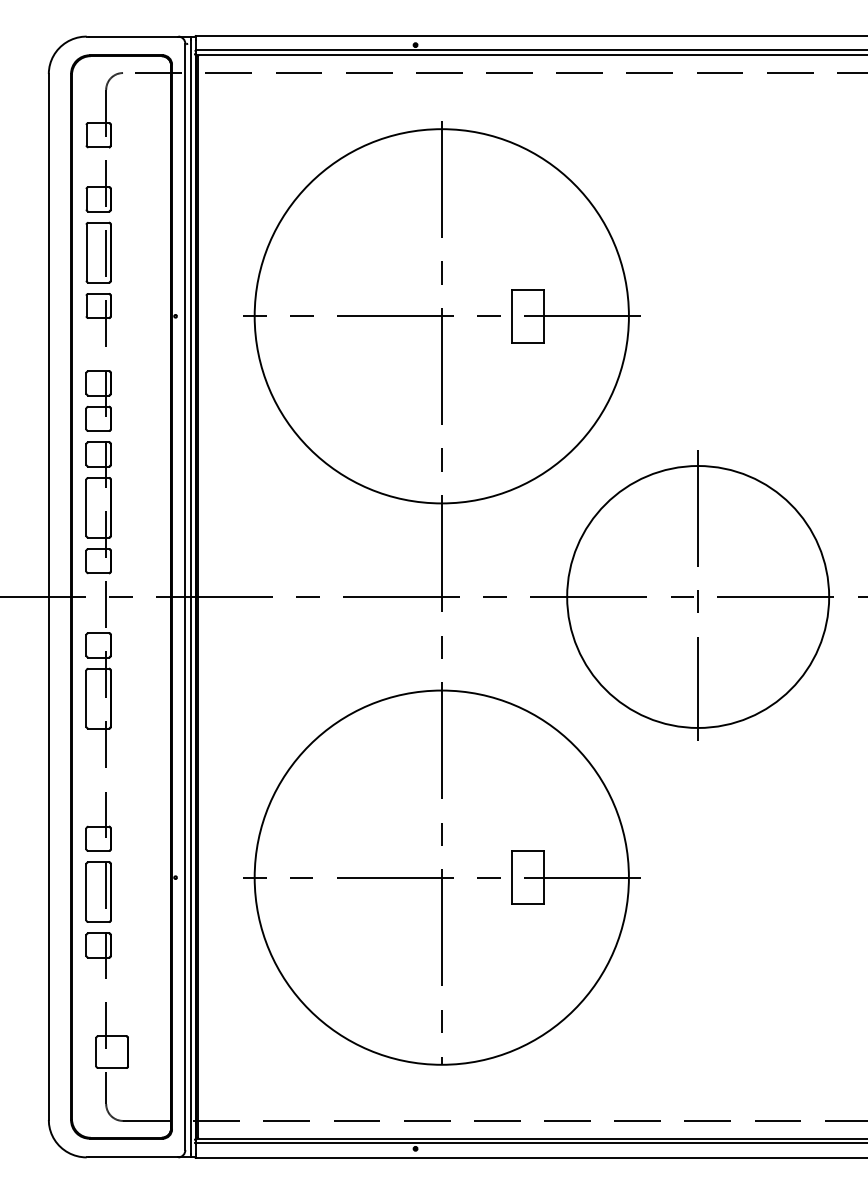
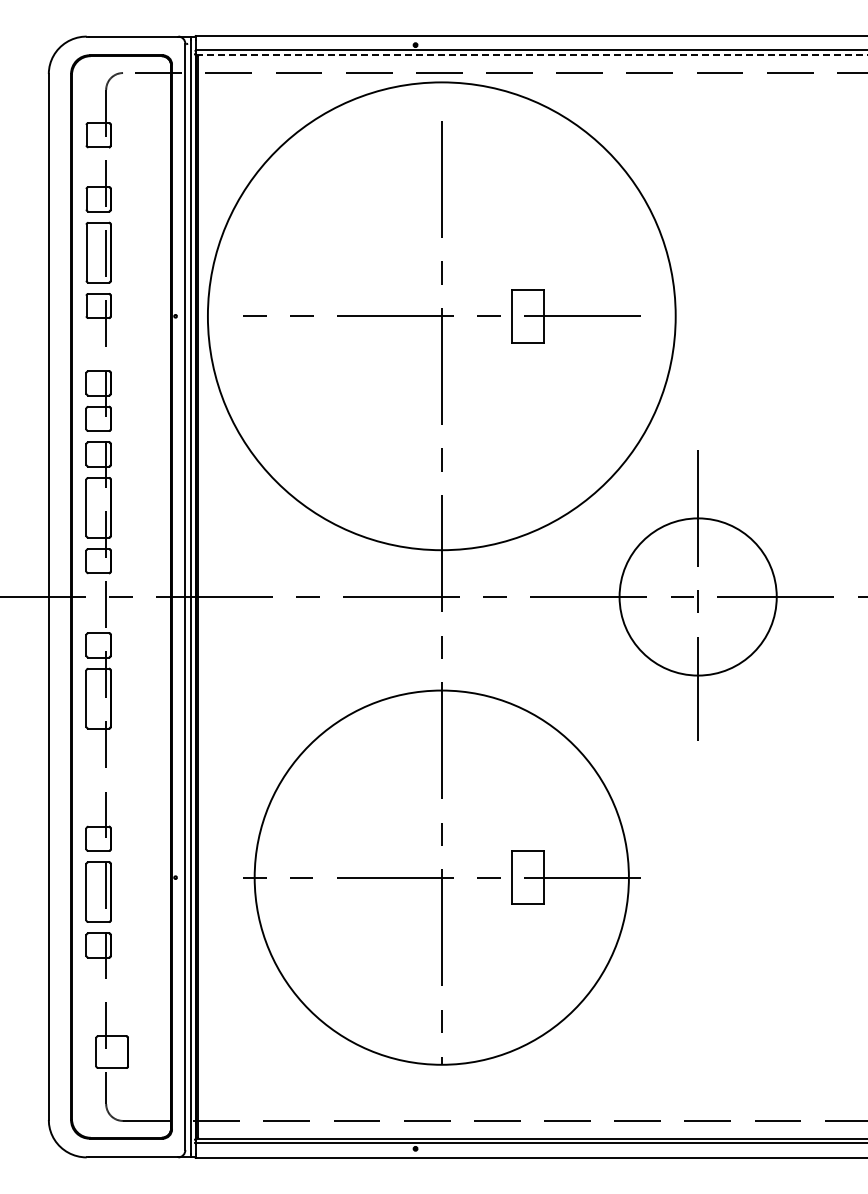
line: solid -> dashed (531, 54)
circle diameter: 374 px -> 468 px (441, 316)
circle diameter: 262 px -> 157 px (697, 596)
